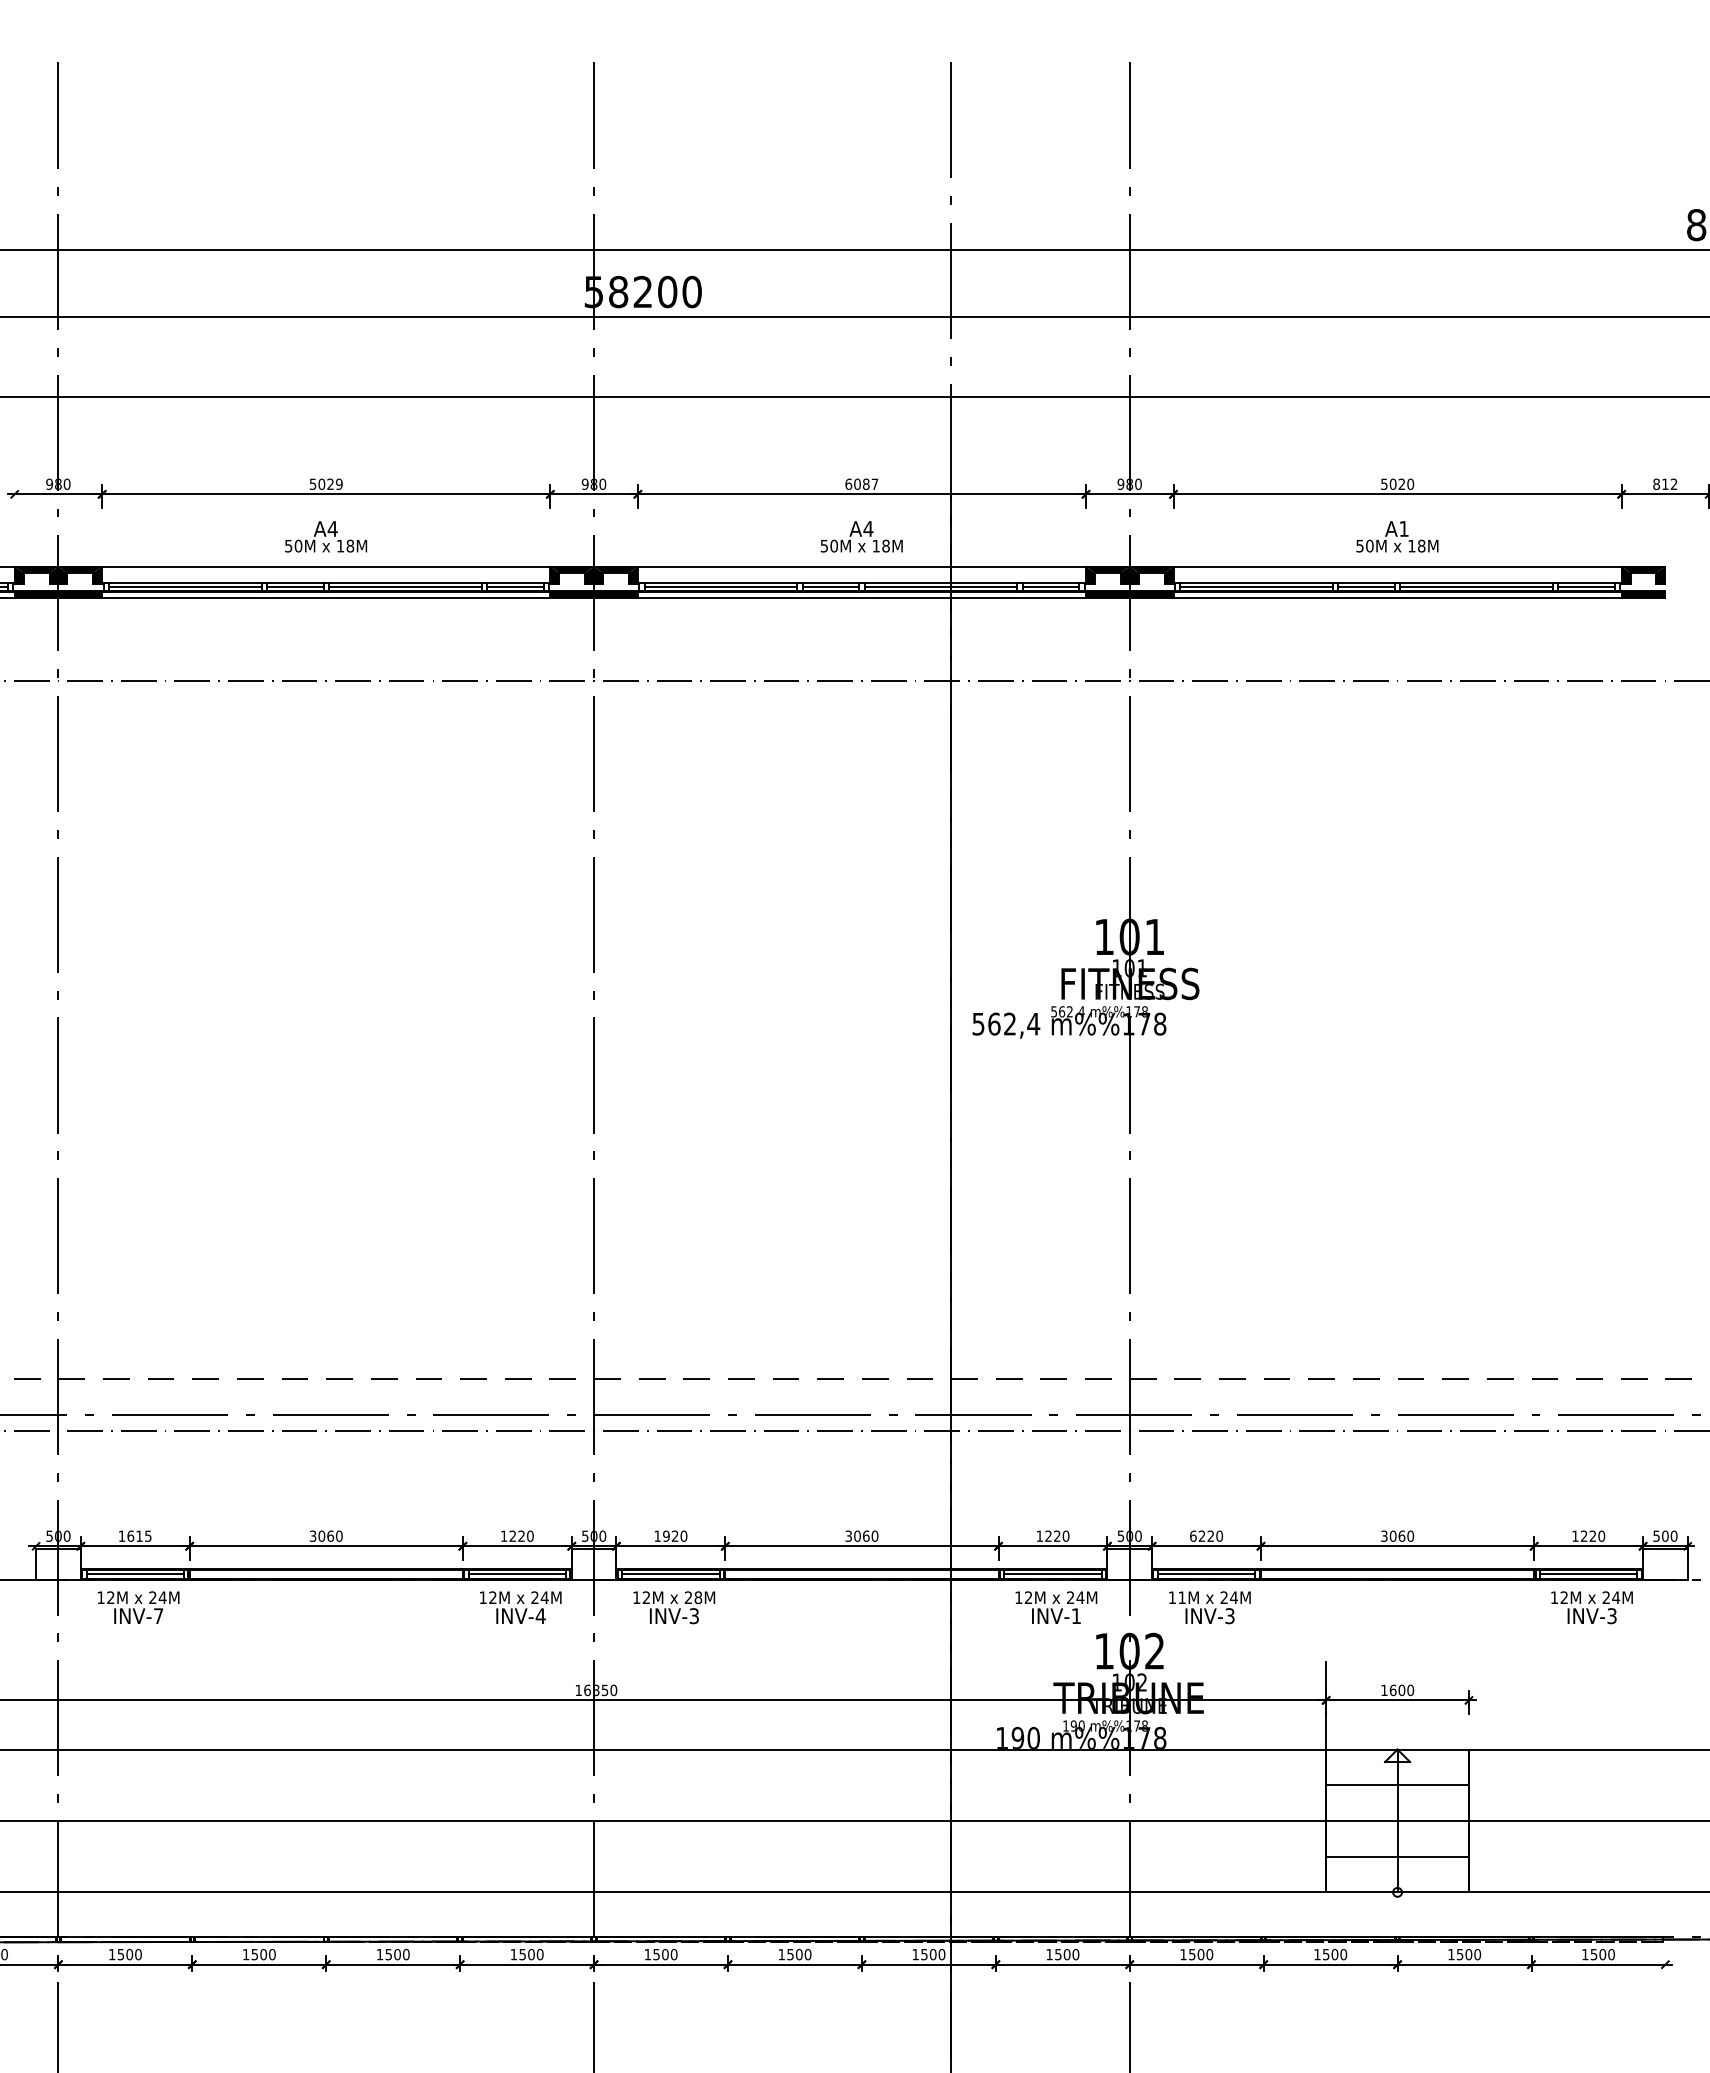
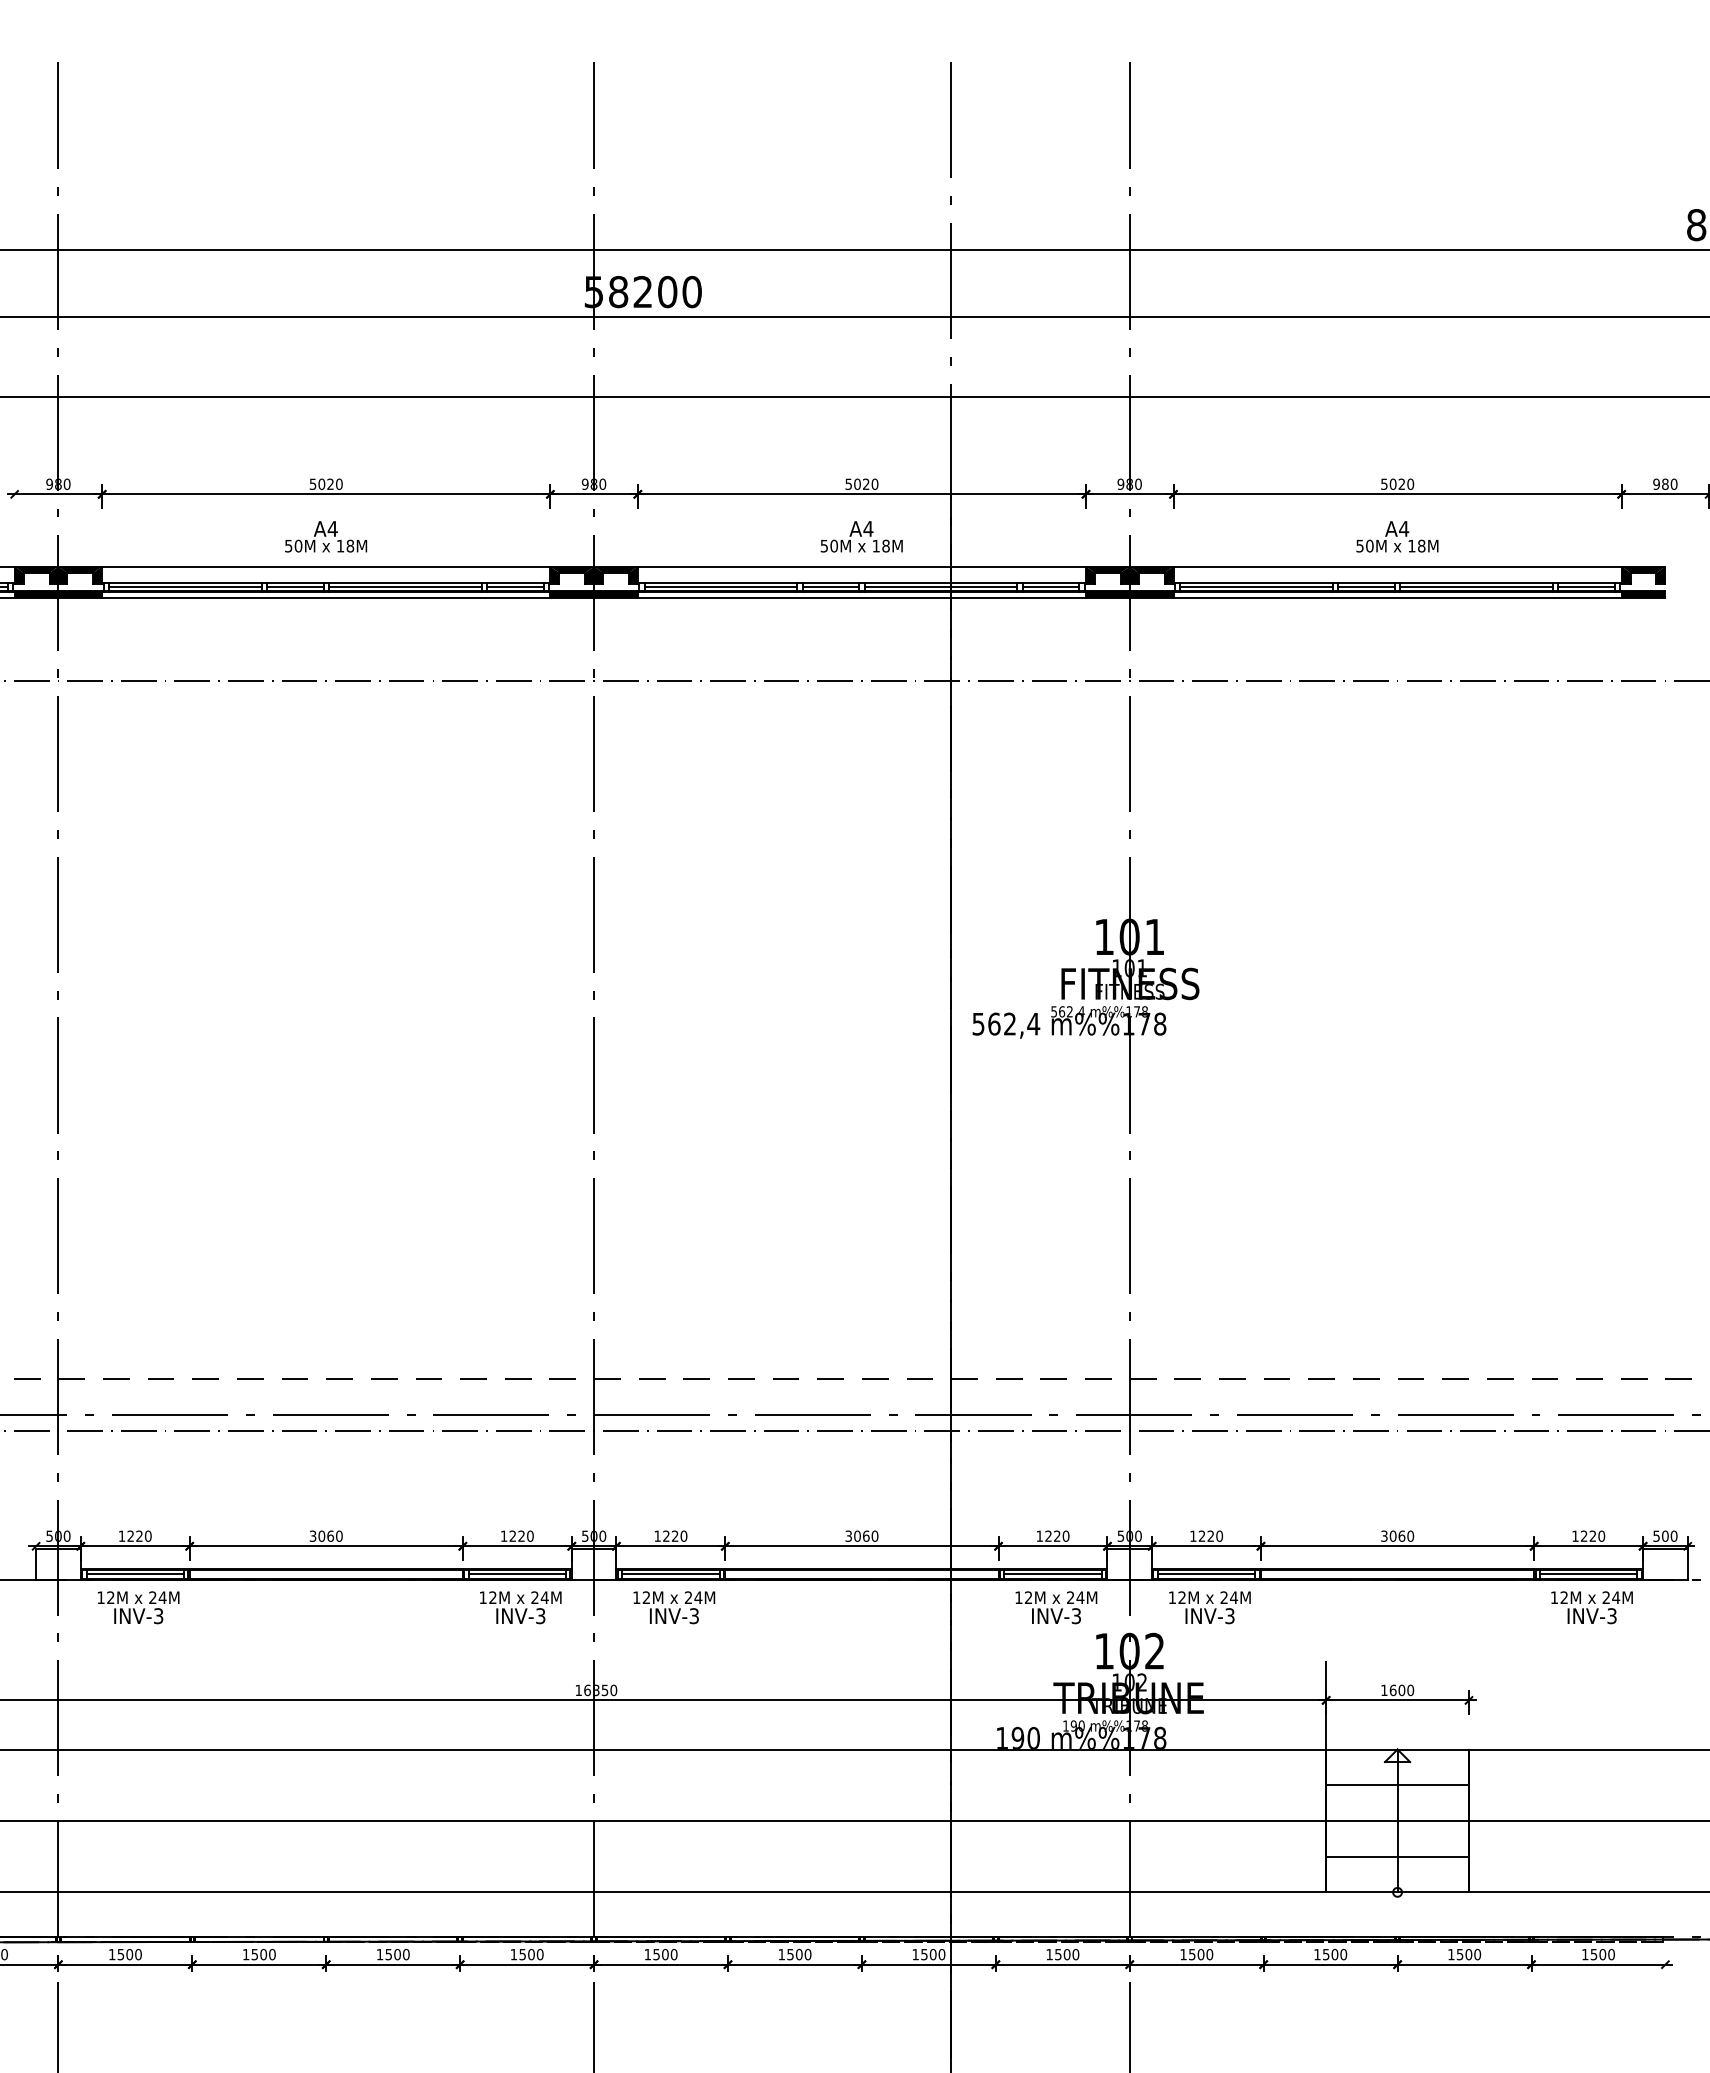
text: 5029 -> 5020 (339, 484)
text: 6087 -> 5020 (861, 484)
text: 812 -> 980 (1665, 484)
text: A1 -> A4 (1404, 528)
text: 1615 -> 1220 (139, 1535)
text: 1920 -> 1220 (666, 1535)
text: 6220 -> 1220 (1193, 1535)
text: 28M -> 24M (698, 1597)
text: 11M -> 12M (1181, 1597)
text: INV-7 -> INV-3 (158, 1616)
text: INV-4 -> INV-3 (540, 1616)
text: INV-1 -> INV-3 (1075, 1616)
